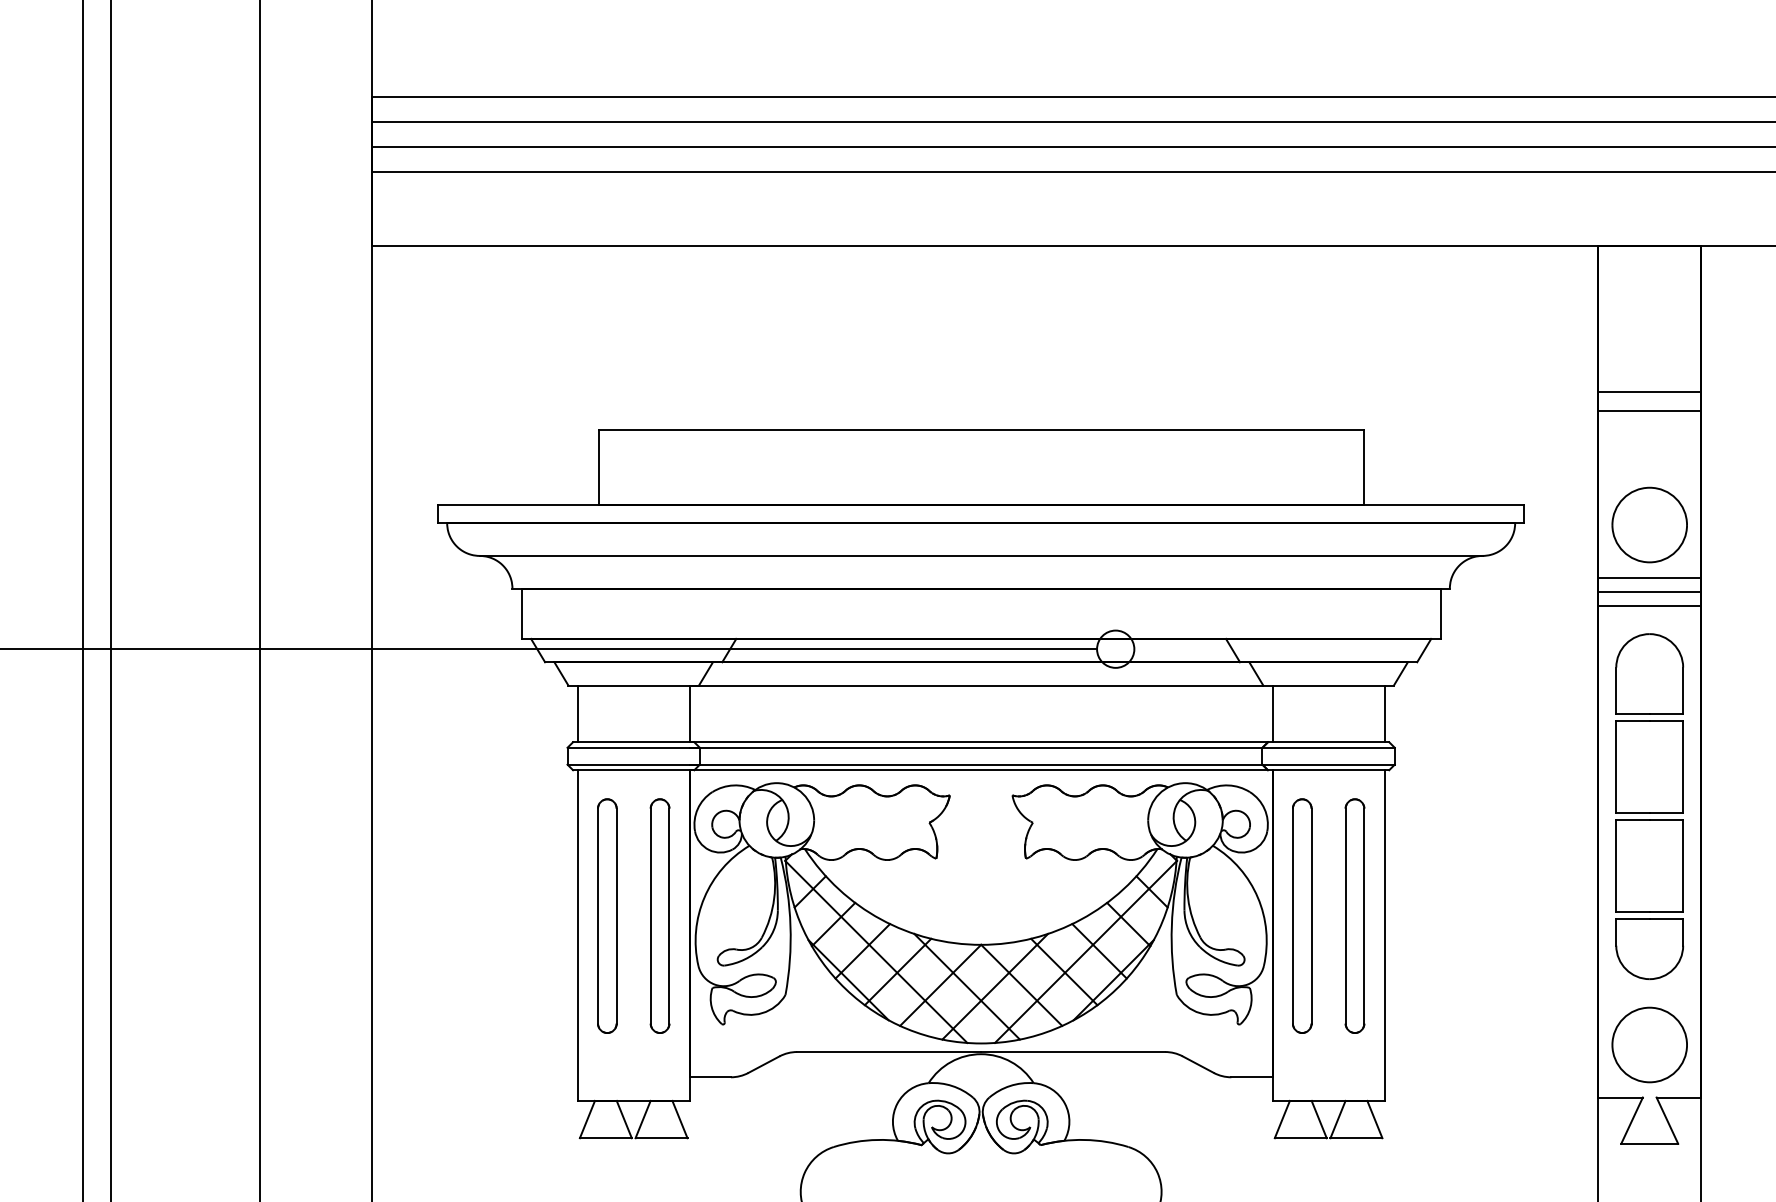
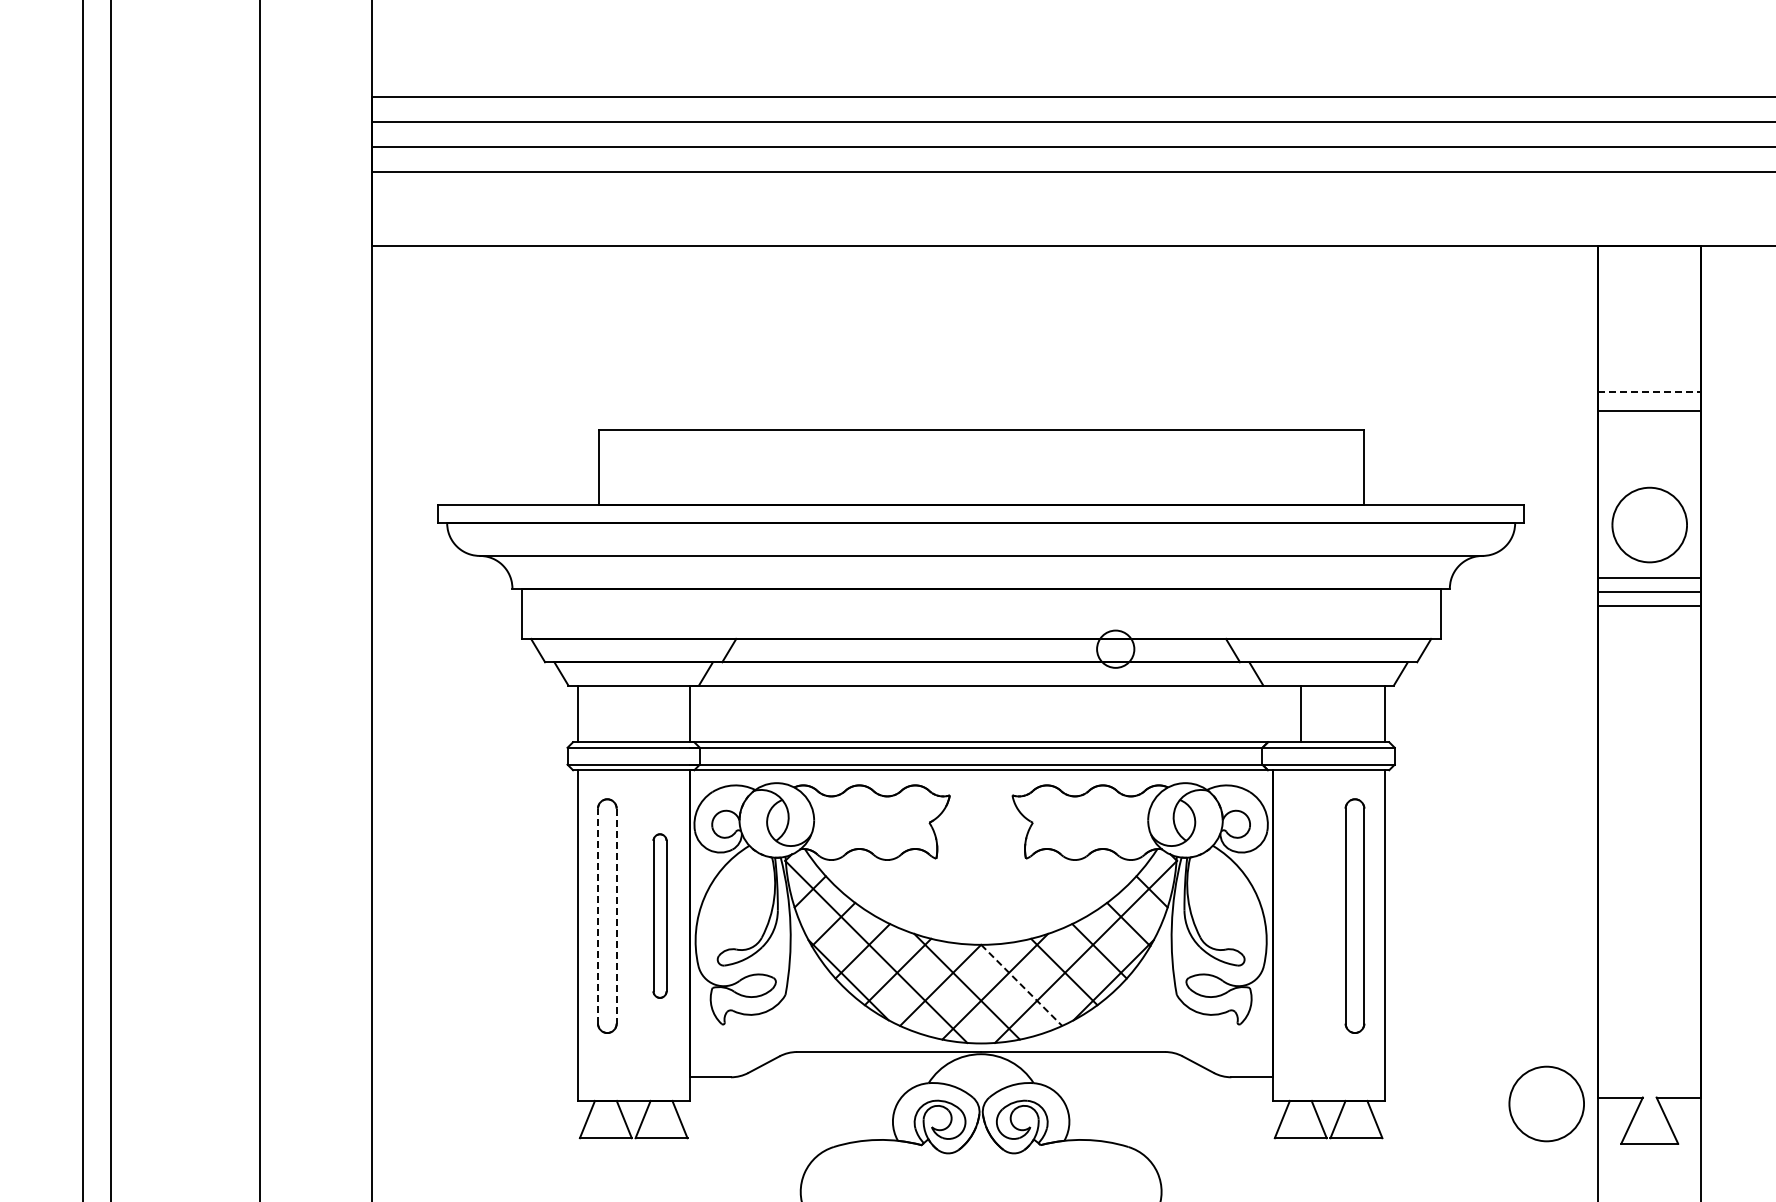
line: solid -> dashed (1650, 391)
line: present -> none (549, 649)
line position: (1272, 713) -> (1300, 713) (1300, 713)
part: present -> none (1649, 806)
part size: 22x236 px -> 16x166 px (659, 915)
part: present -> none (1302, 915)
line: solid -> dashed (598, 916)
line: solid -> dashed (616, 916)
line: solid -> dashed (1022, 985)
part position: (1649, 1044) -> (1546, 1103) (1546, 1103)
